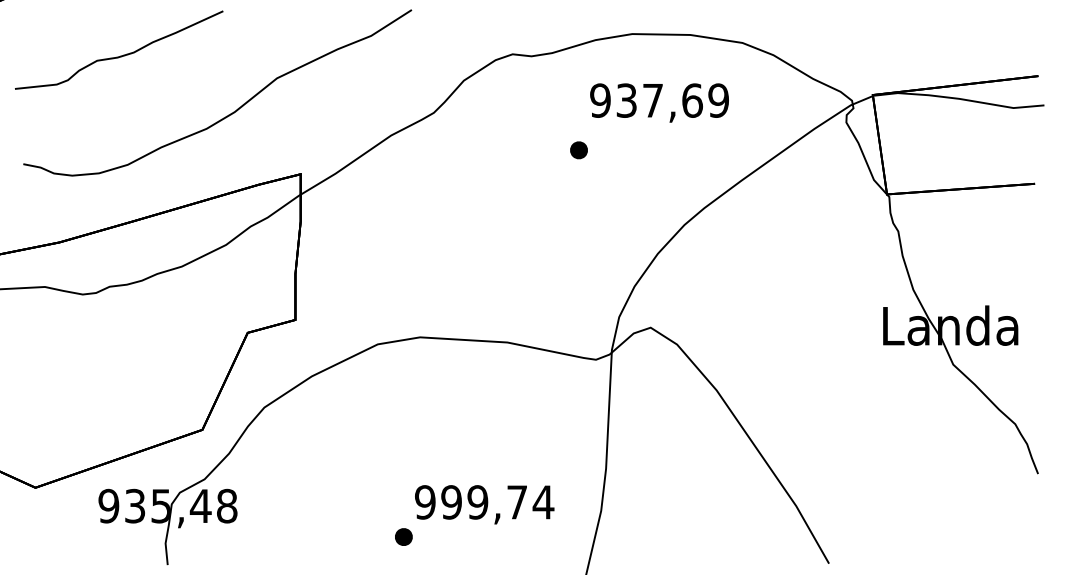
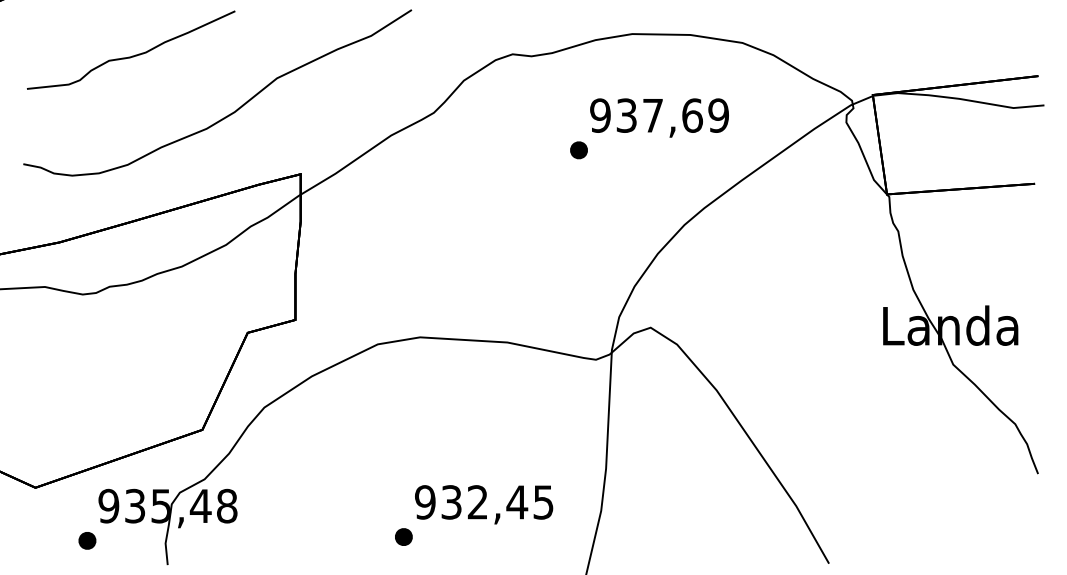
curve position: (120, 55) -> (132, 55) (132, 55)
text position: (659, 102) -> (659, 117) (659, 117)
text: 999,74 -> 932,45 (497, 502)
part: none -> present (87, 540)
